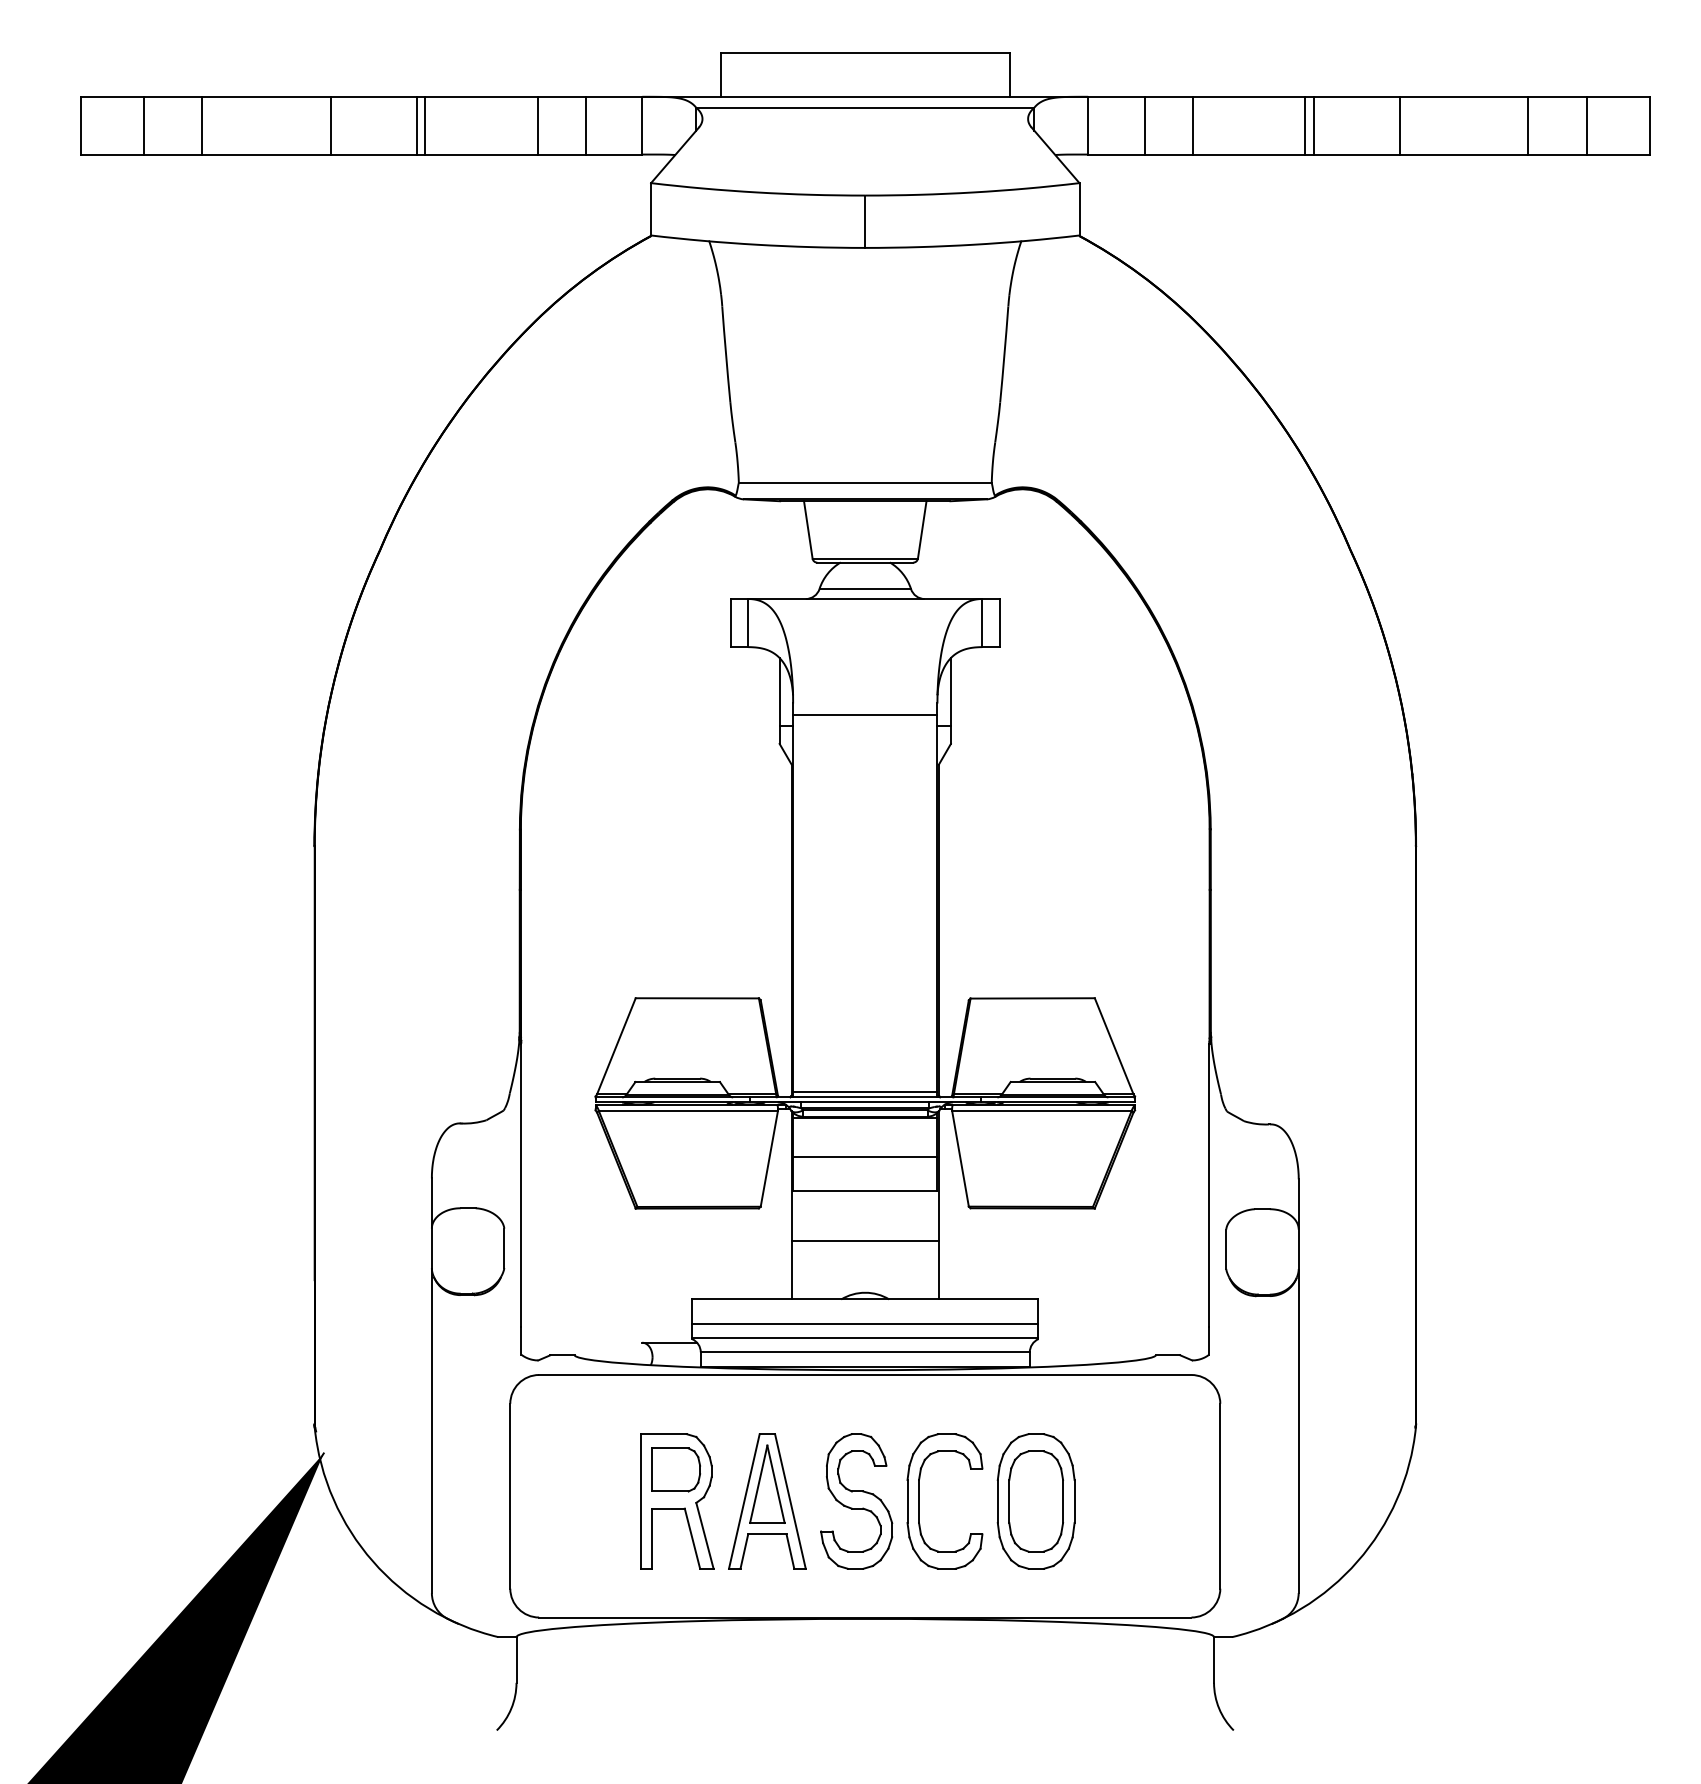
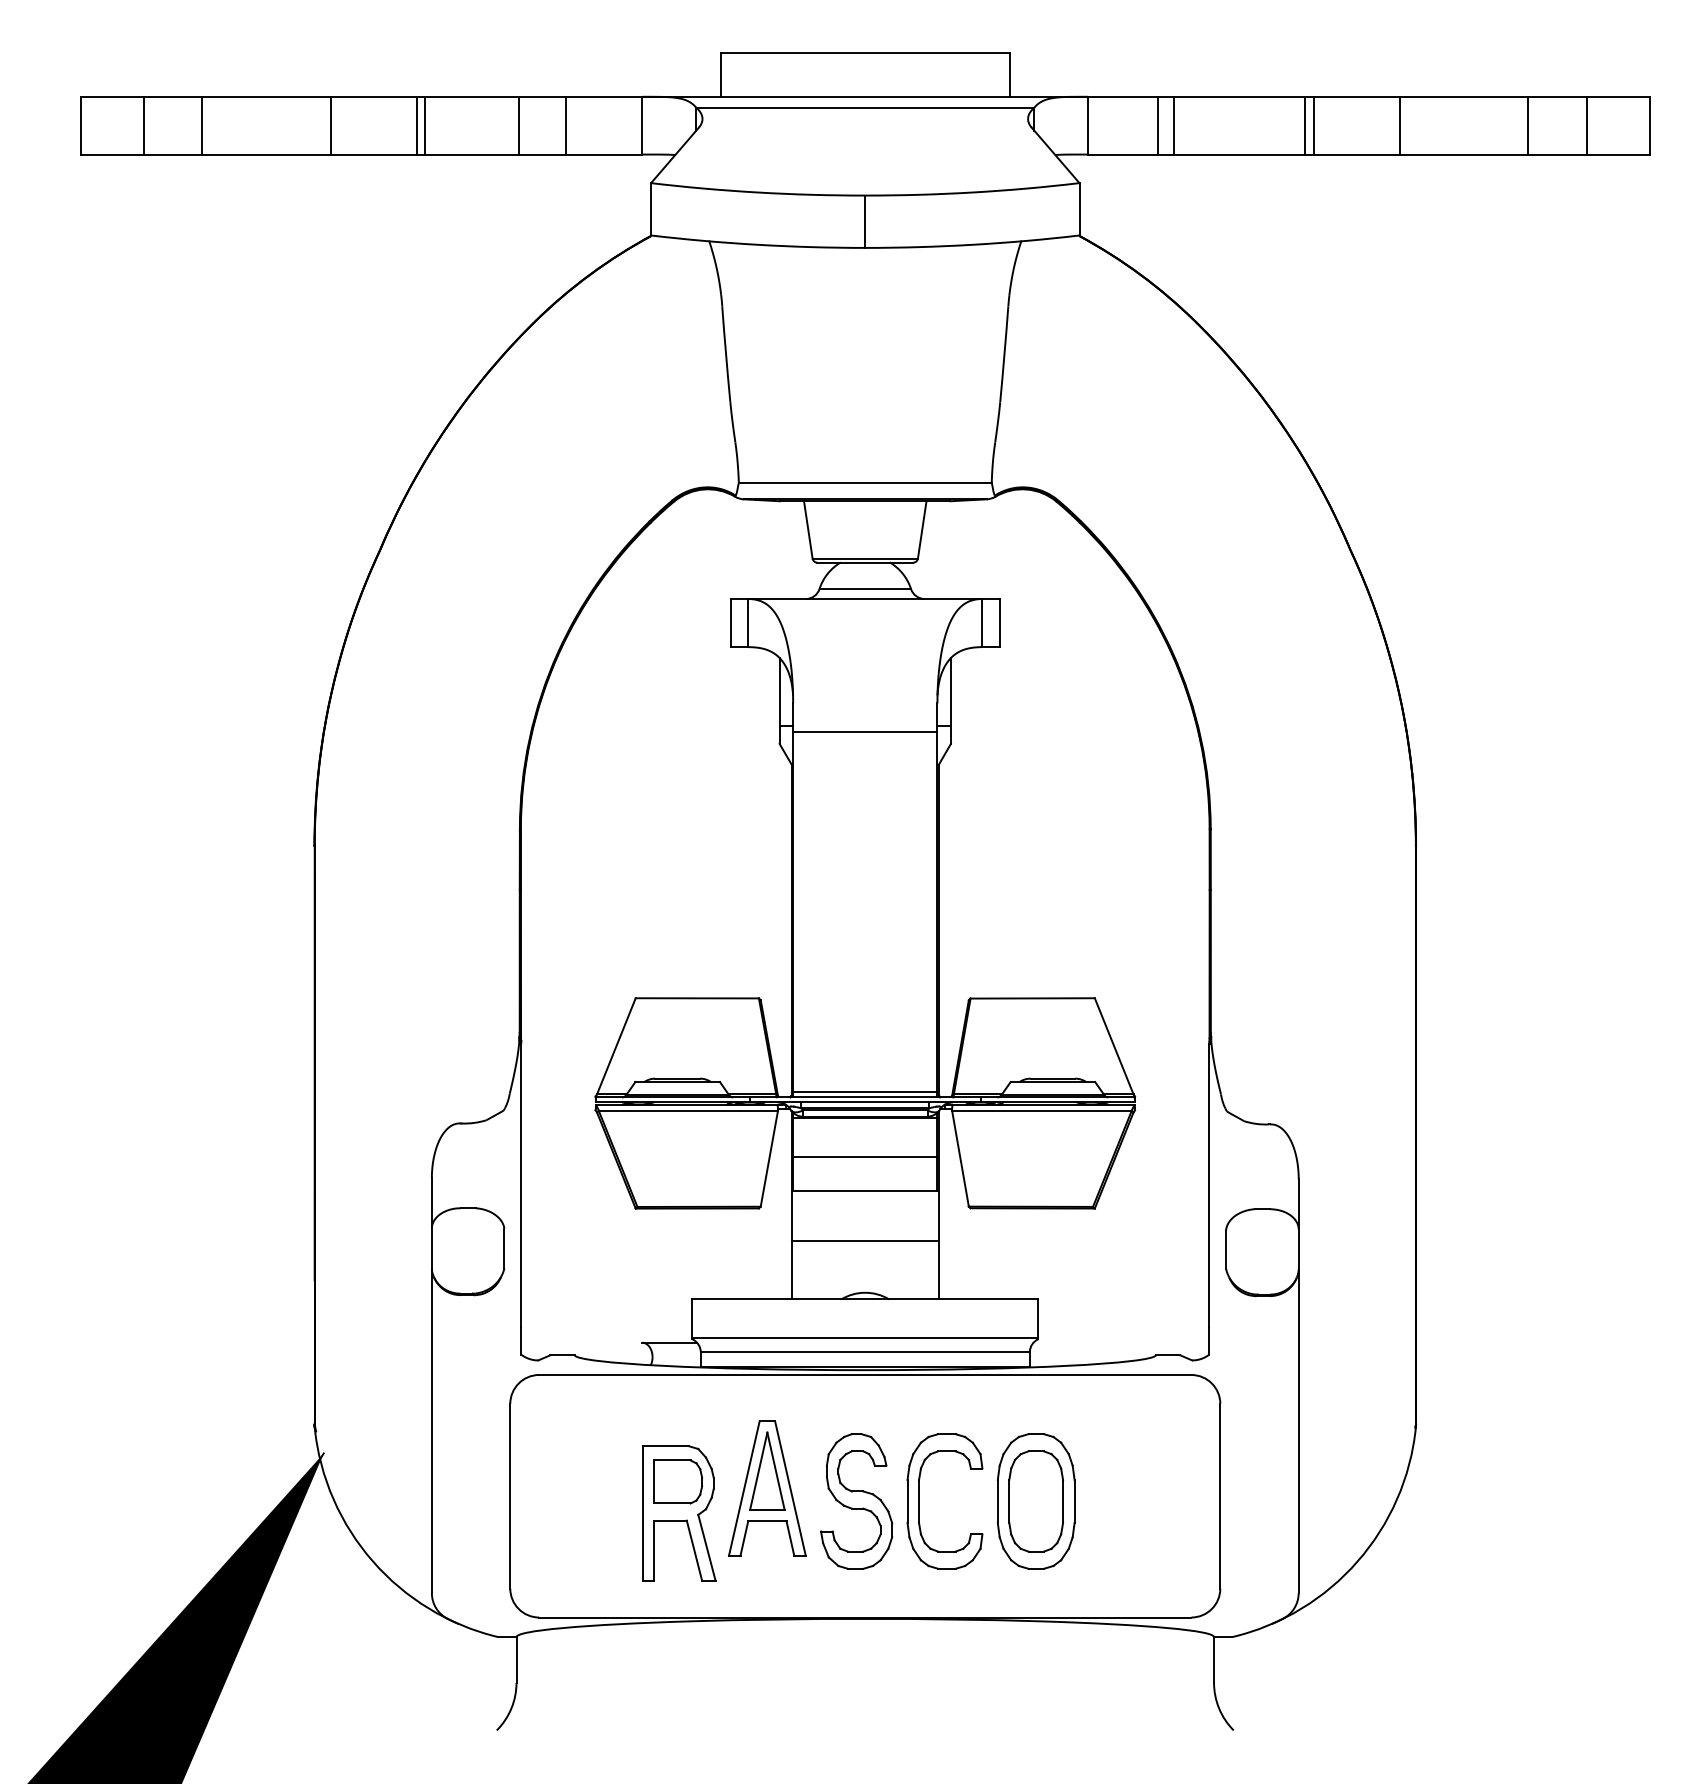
line position: (538, 125) -> (519, 125) (519, 125)
line position: (585, 125) -> (565, 125) (565, 125)
line position: (1144, 125) -> (1157, 125) (1157, 125)
line position: (1192, 125) -> (1173, 125) (1173, 125)
line position: (865, 714) -> (865, 731) (865, 731)
line: present -> none (865, 1323)
part position: (677, 1501) -> (679, 1513) (679, 1513)
part position: (767, 1501) -> (767, 1488) (767, 1488)
